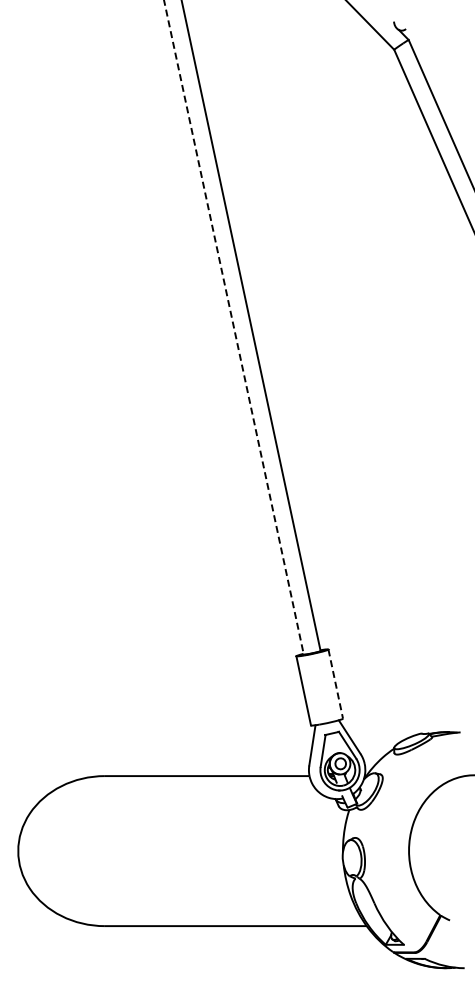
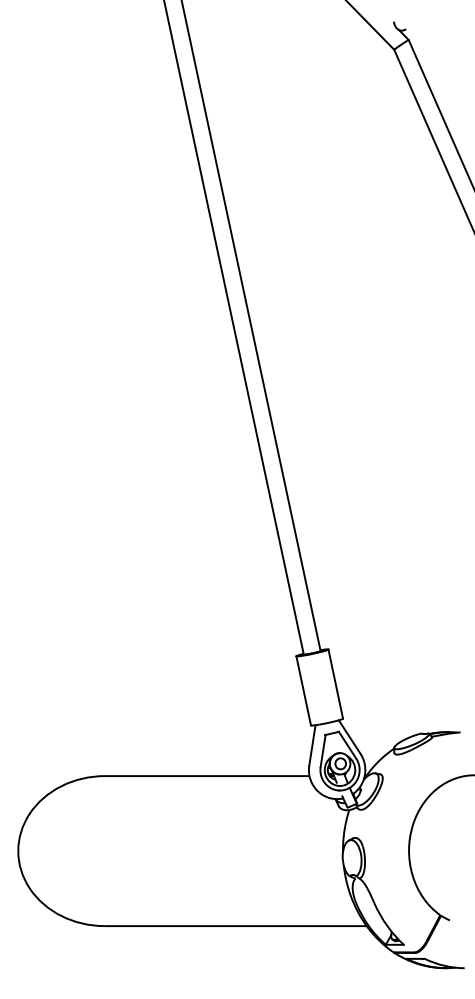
line: dashed -> solid (234, 328)
line: dashed -> solid (335, 684)
